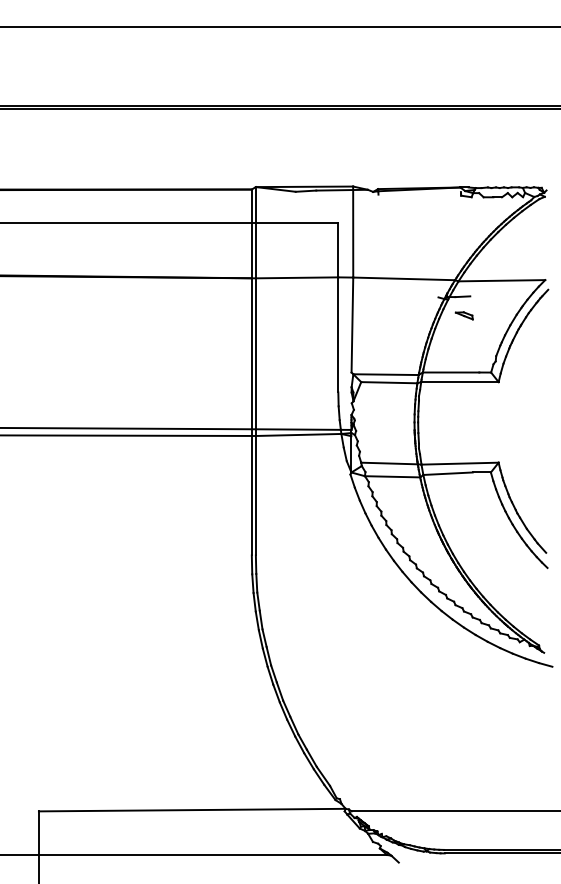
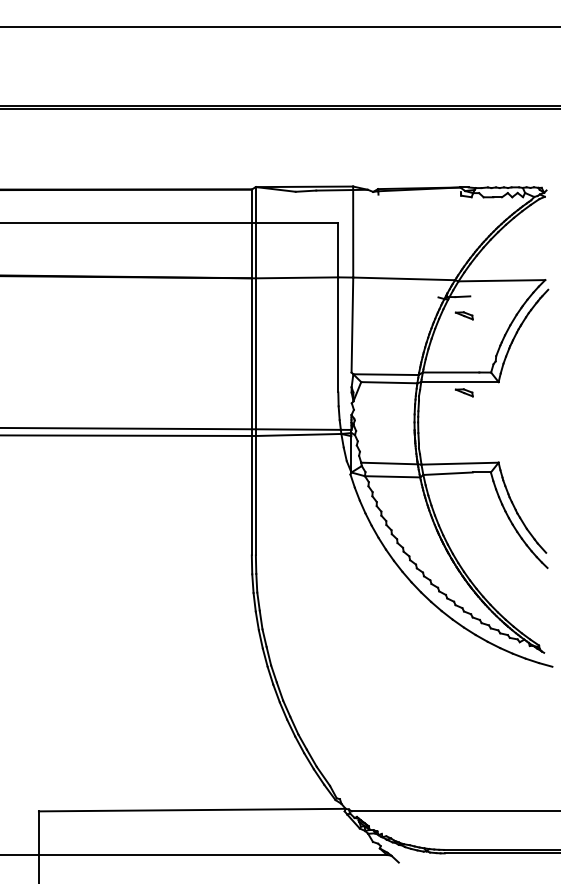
part: none -> present (463, 392)
